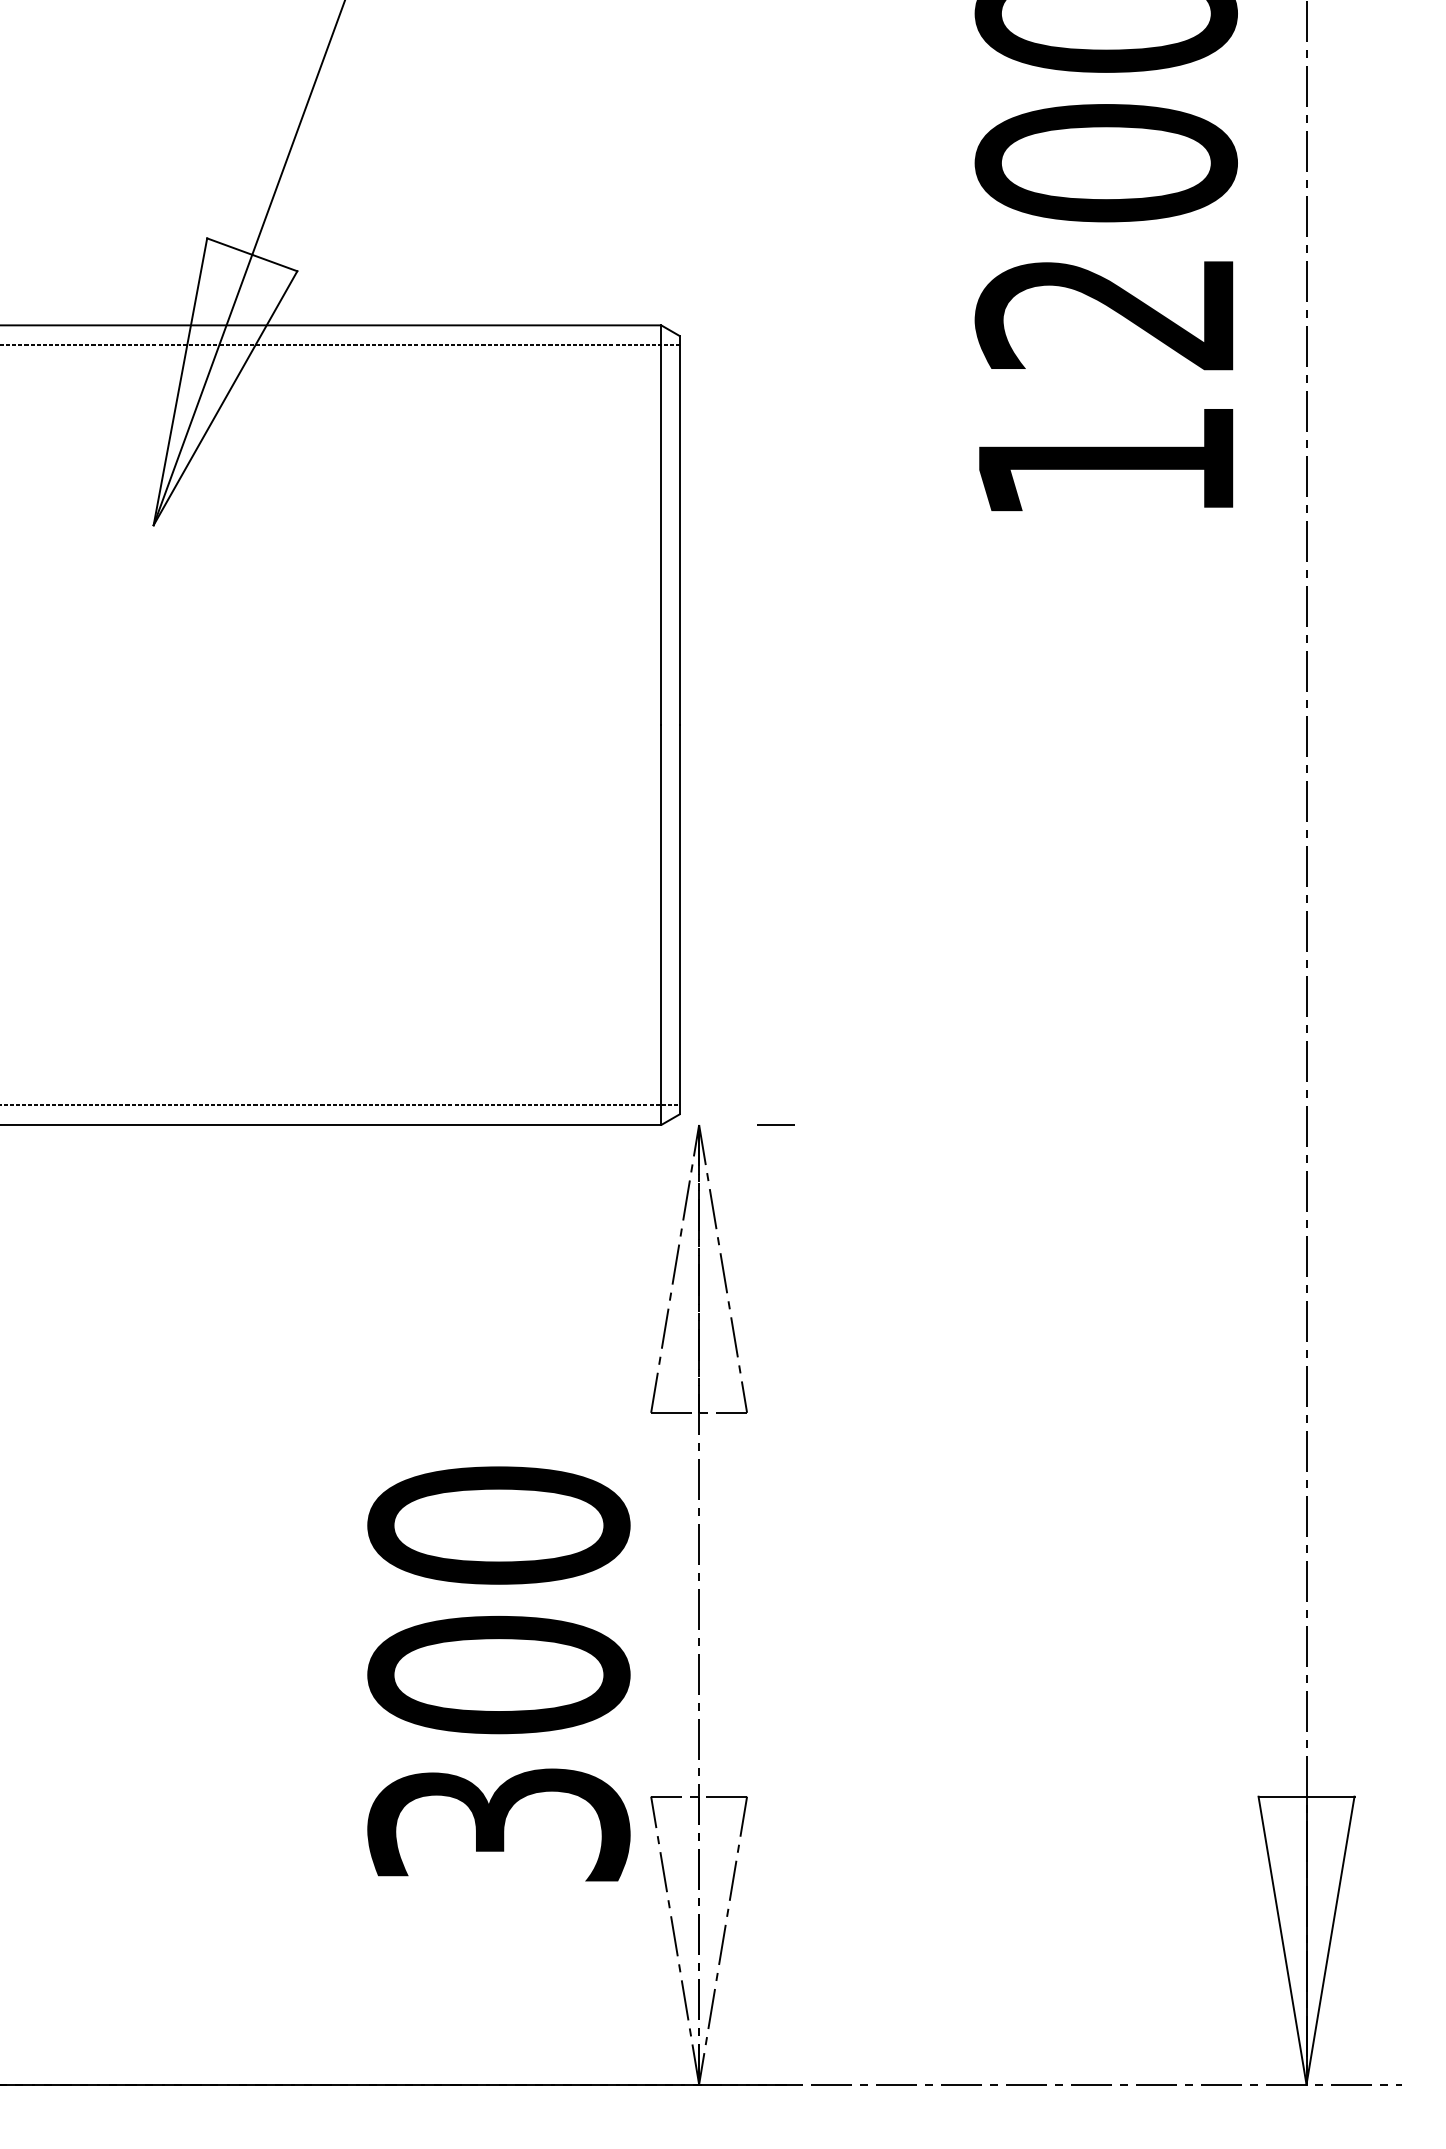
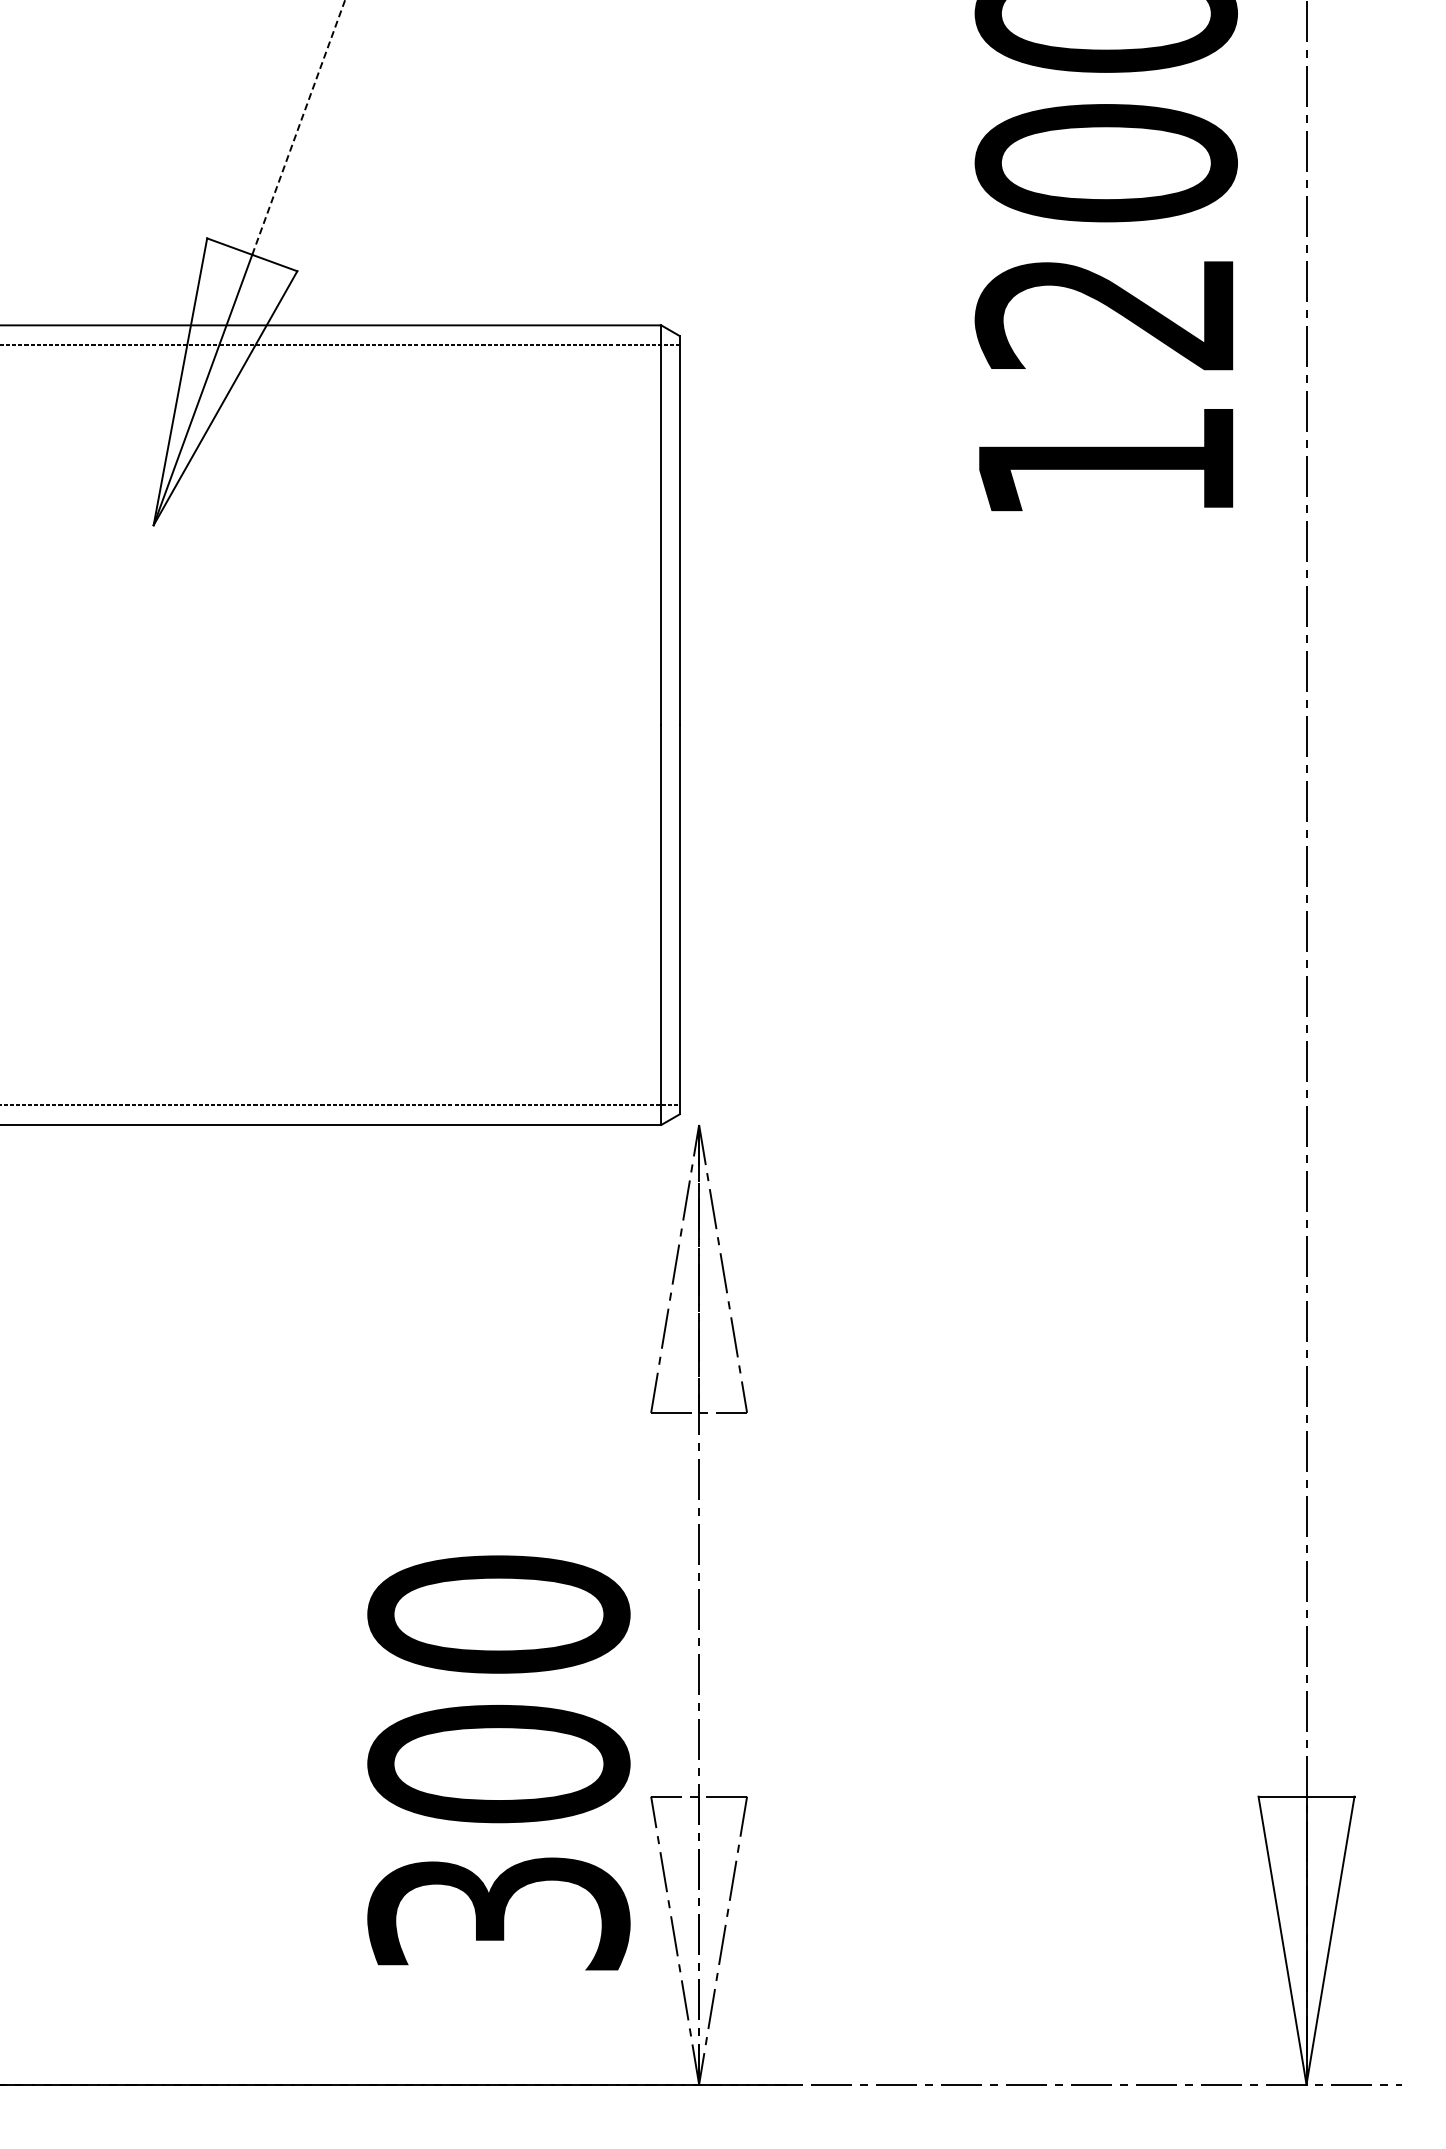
line: solid -> dashed (298, 127)
line: present -> none (776, 1124)
text position: (498, 1673) -> (498, 1762) (498, 1762)
